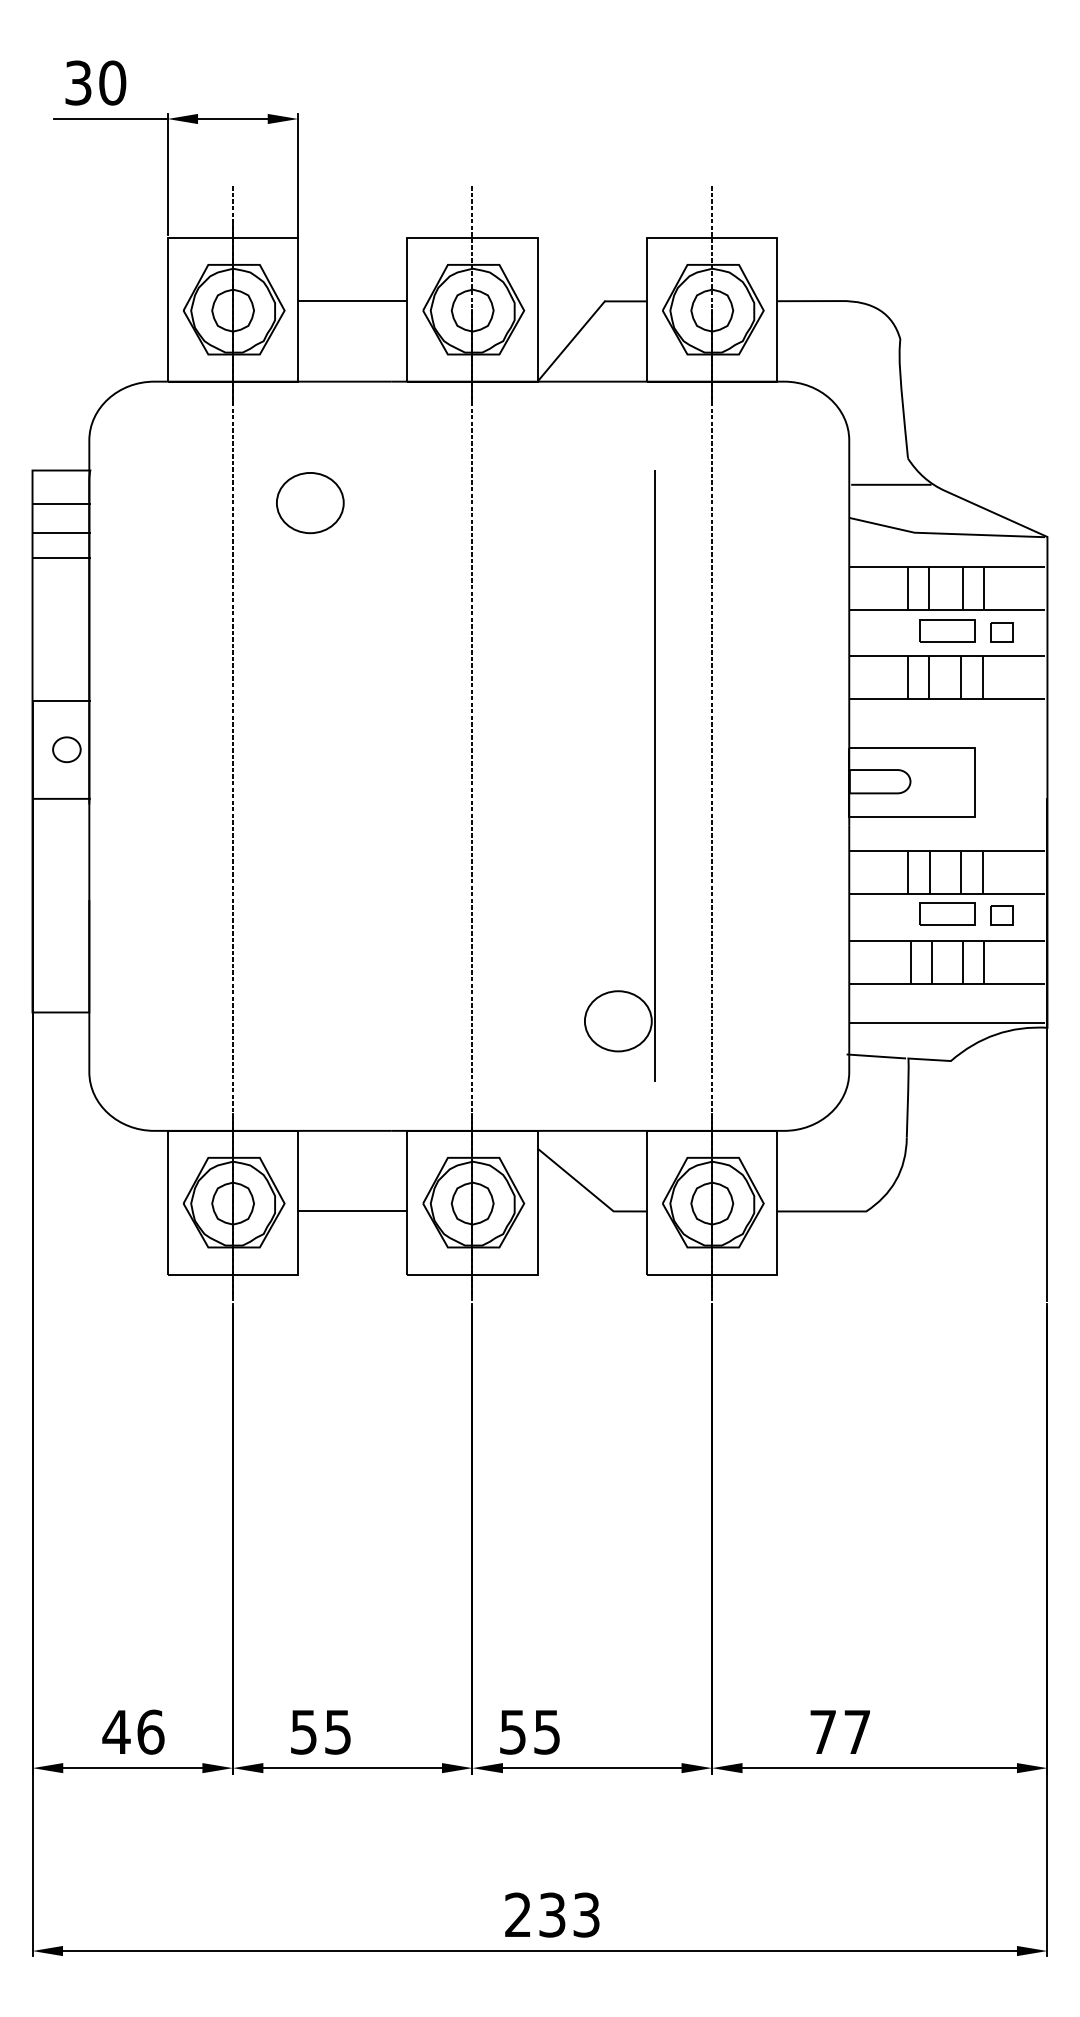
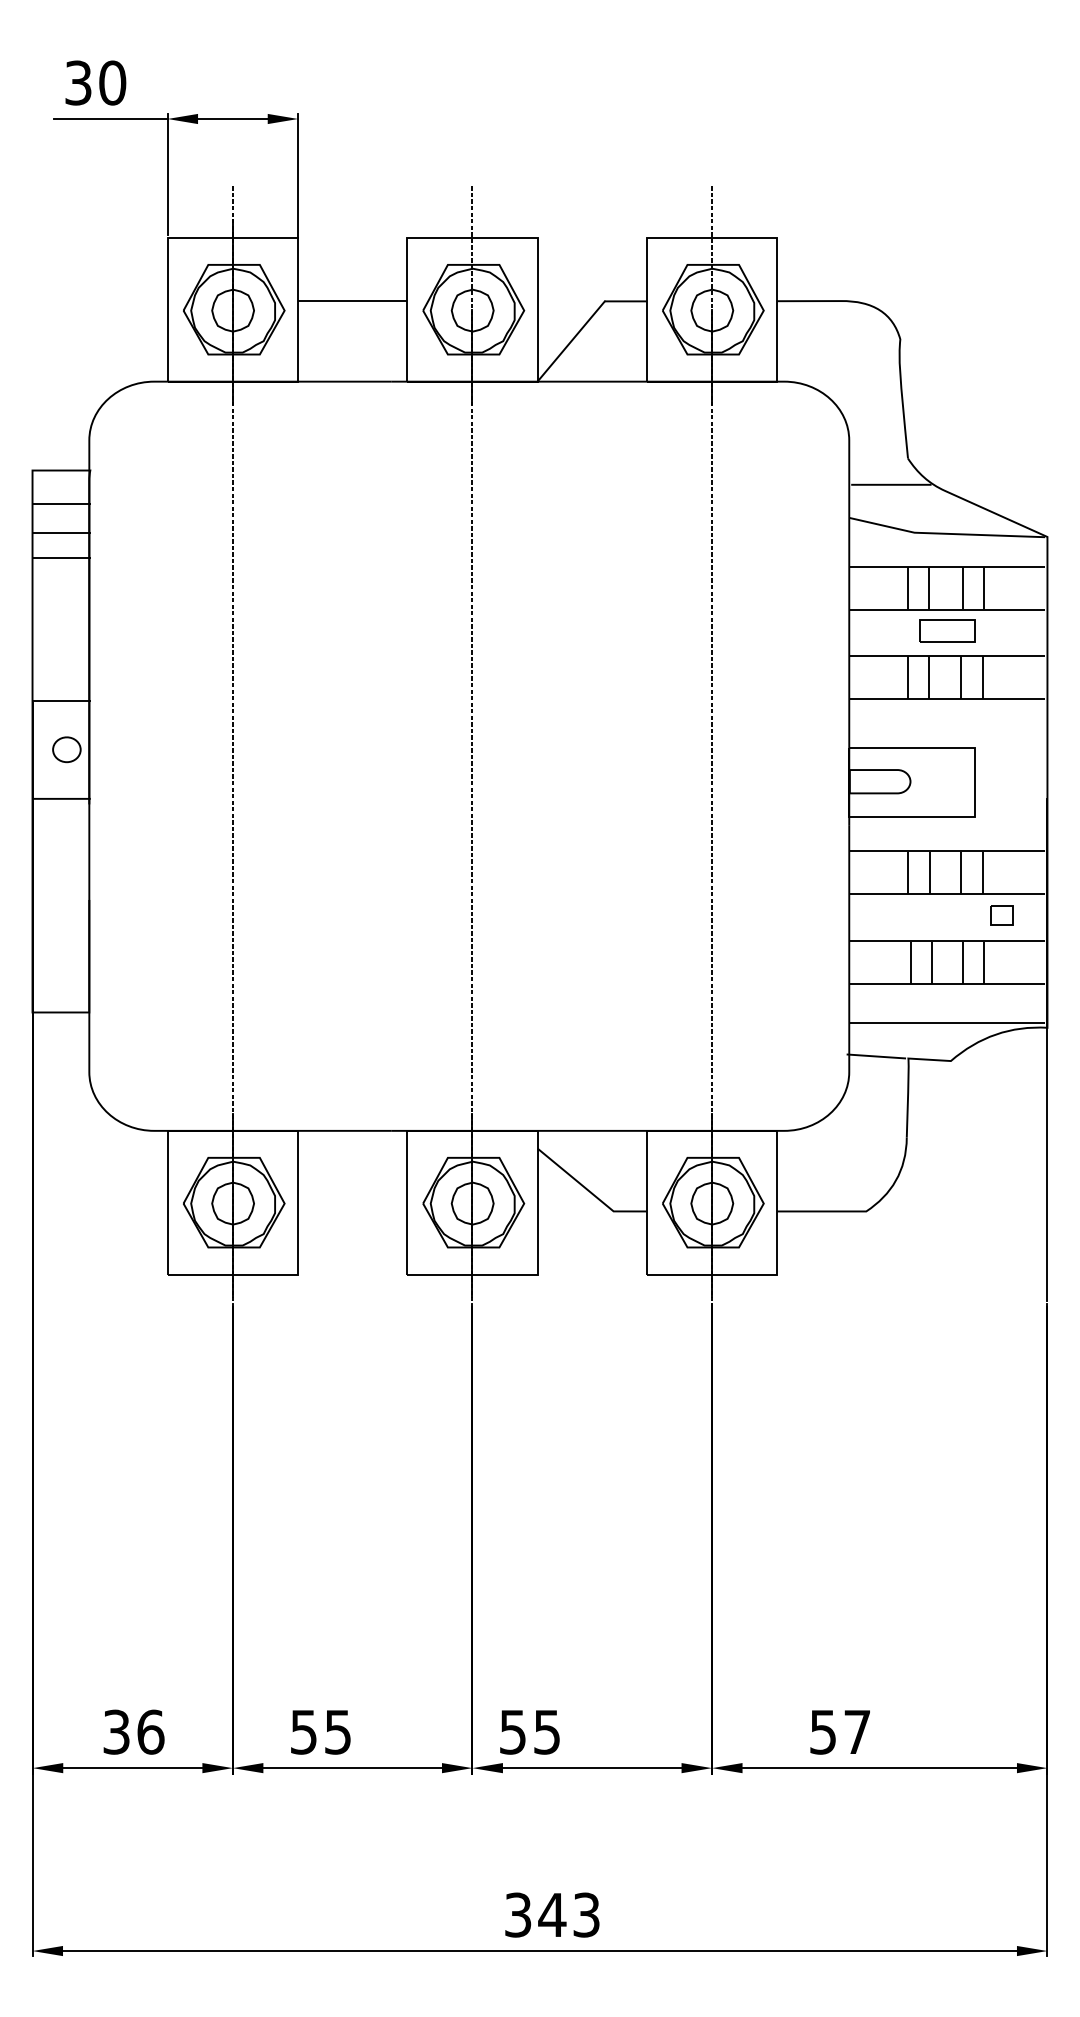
part: present -> none (310, 503)
part: present -> none (1001, 632)
part: present -> none (654, 775)
part: present -> none (947, 913)
line: present -> none (352, 1211)
text: 46 -> 36 (116, 1731)
text: 77 -> 57 (822, 1732)
text: 233 -> 343 (535, 1914)
